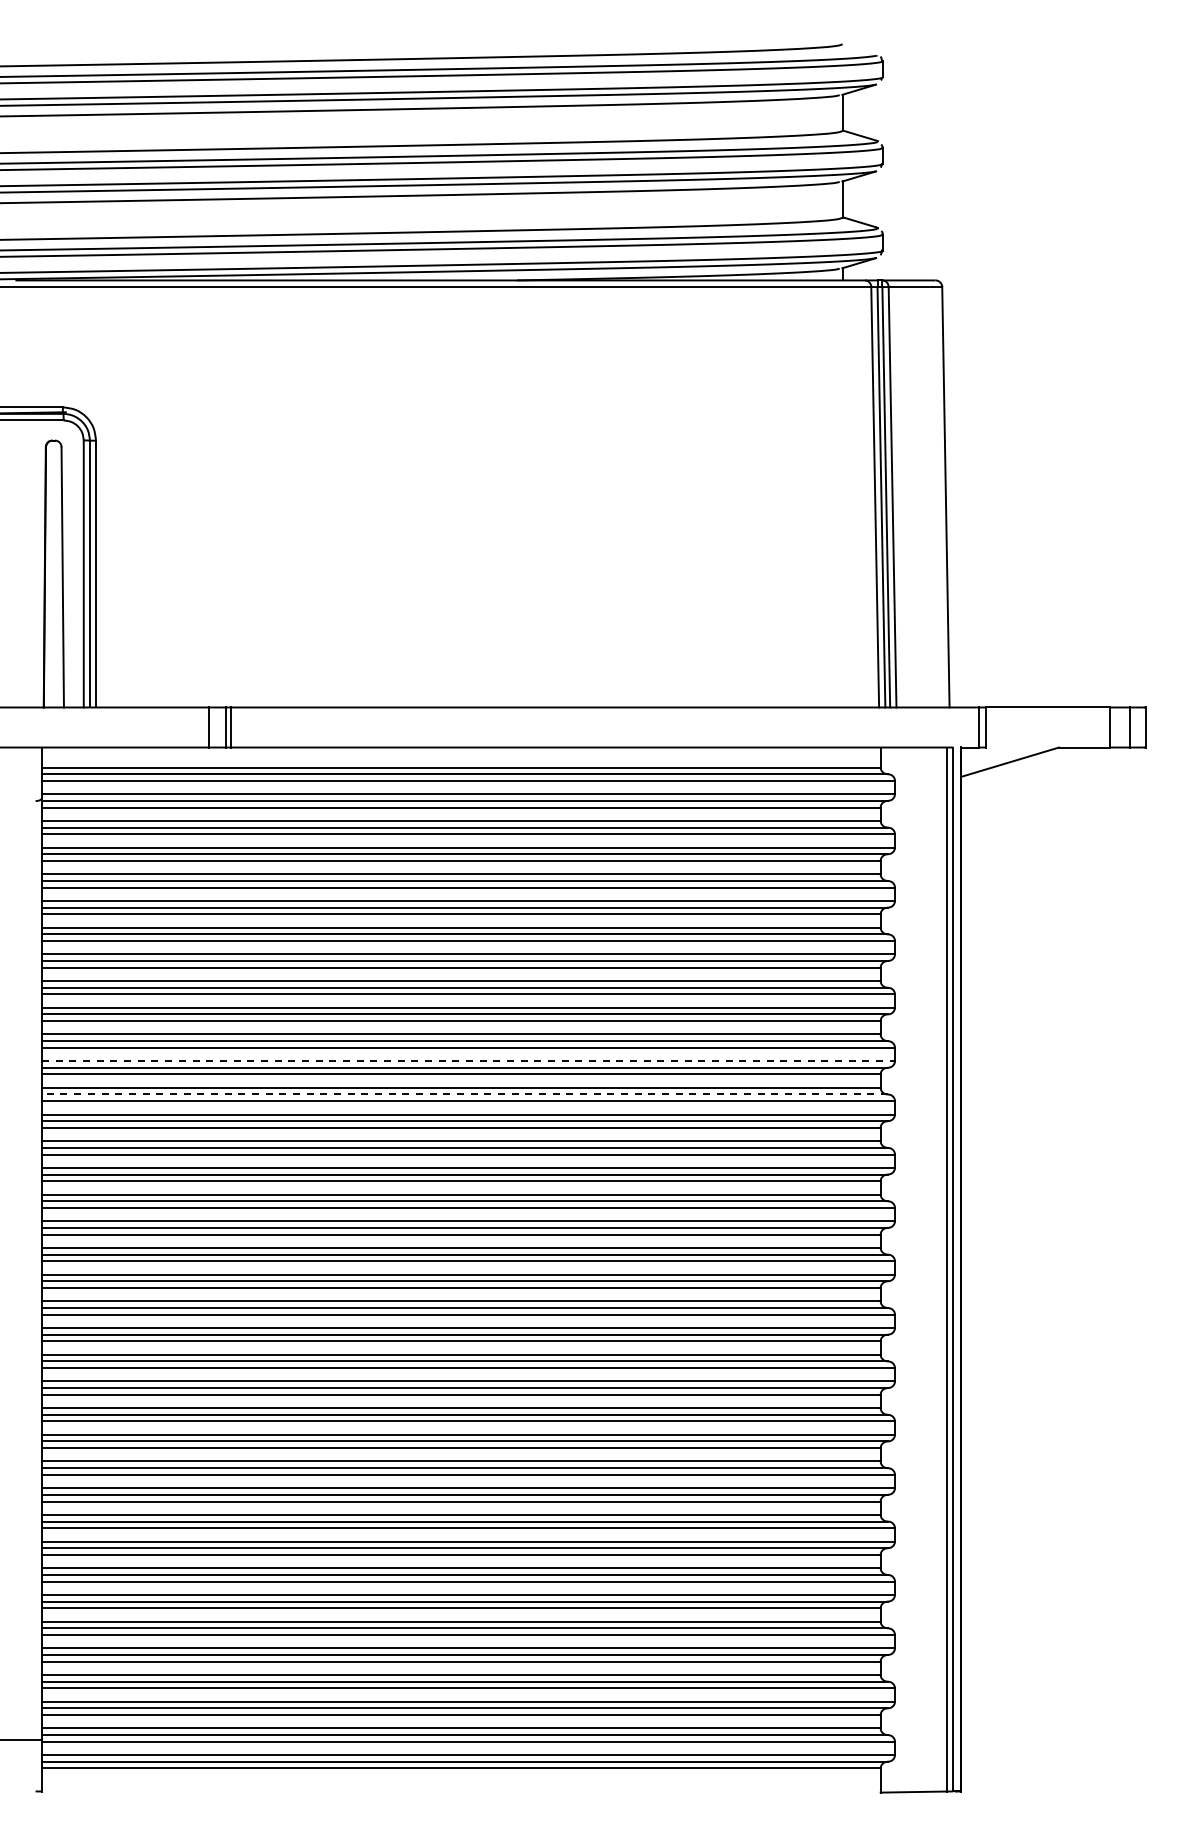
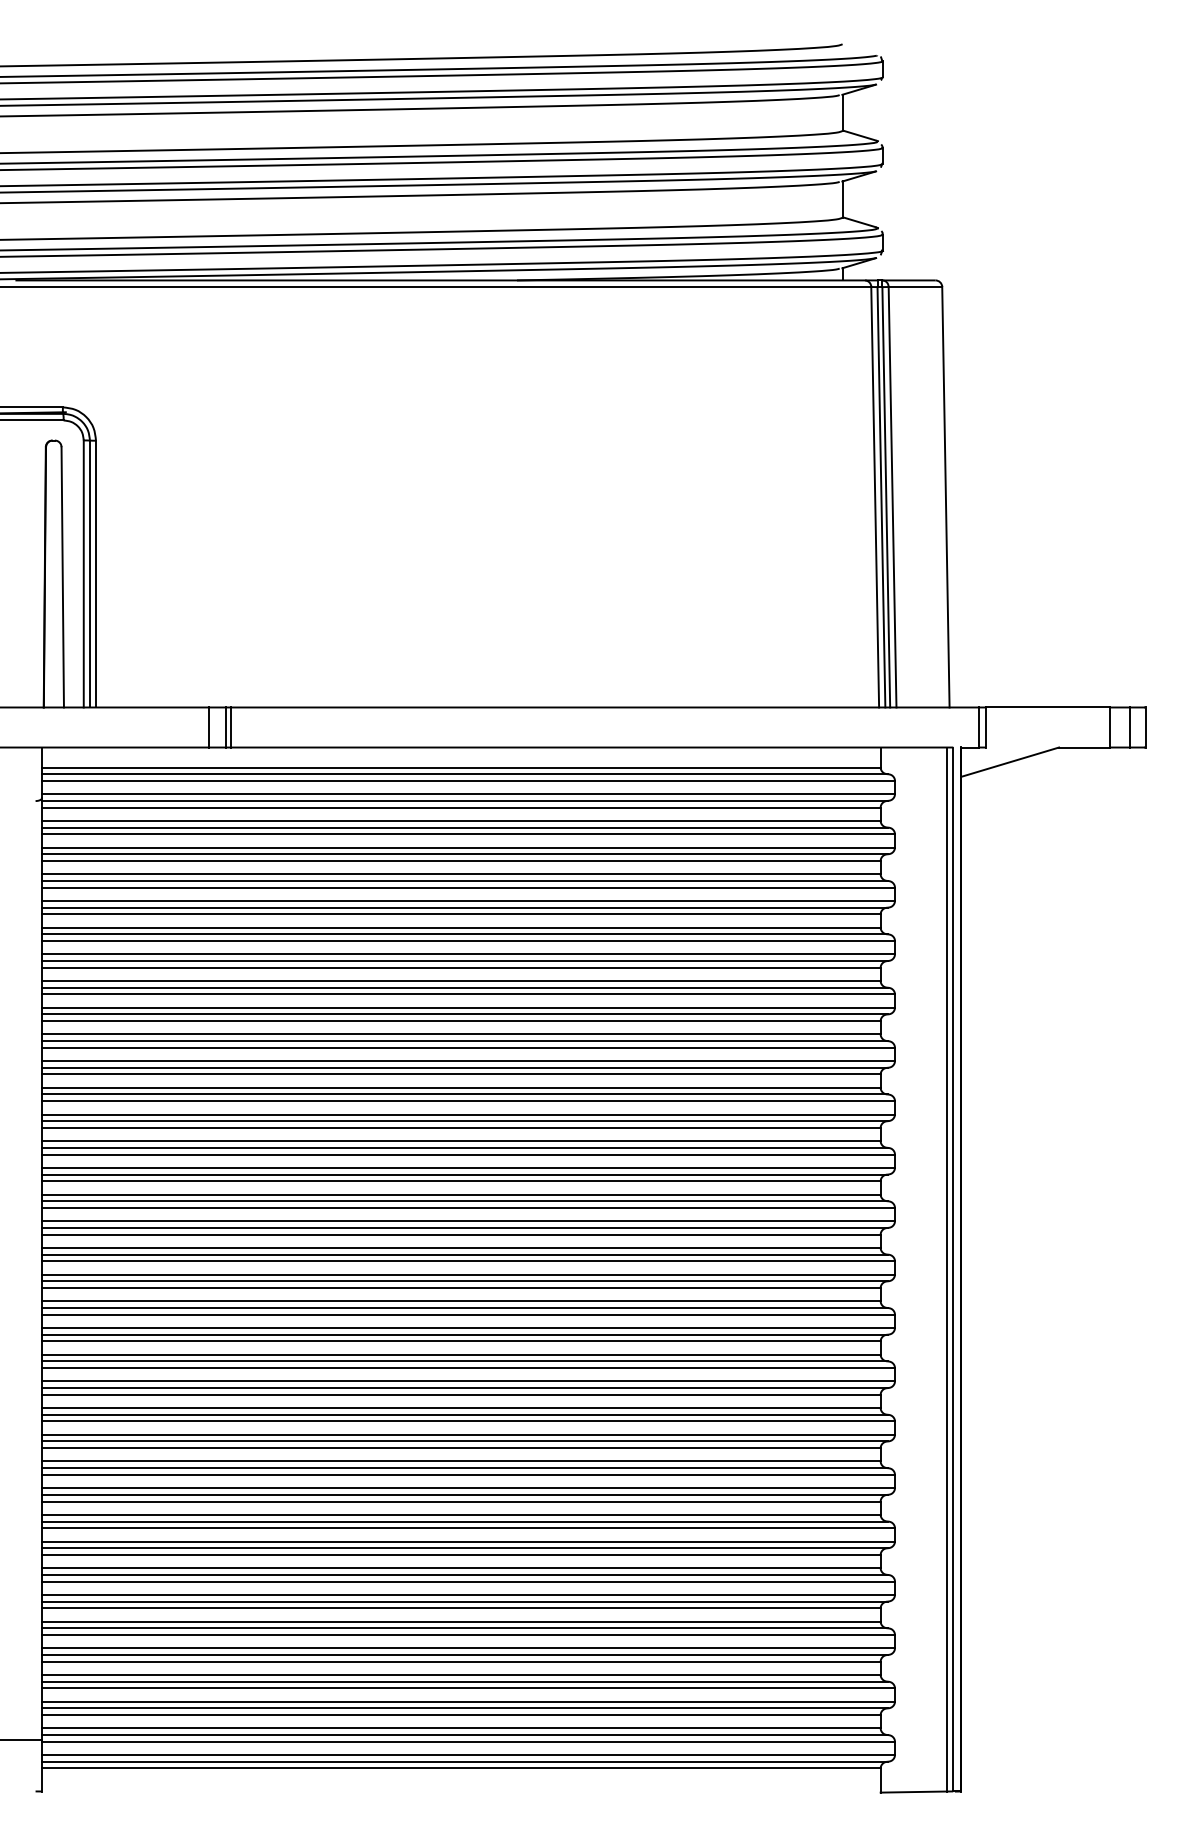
line: dashed -> solid (469, 1061)
line: dashed -> solid (464, 1094)
